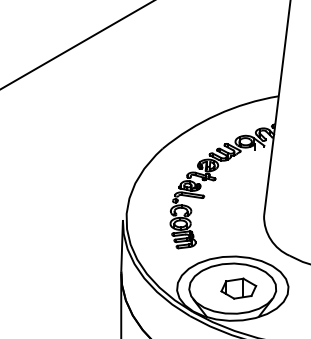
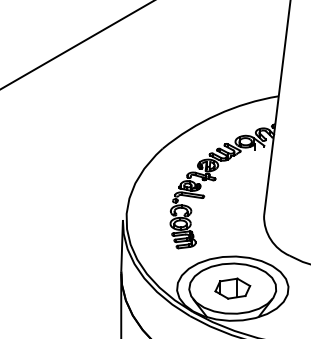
part position: (238, 288) -> (232, 288) (232, 288)
